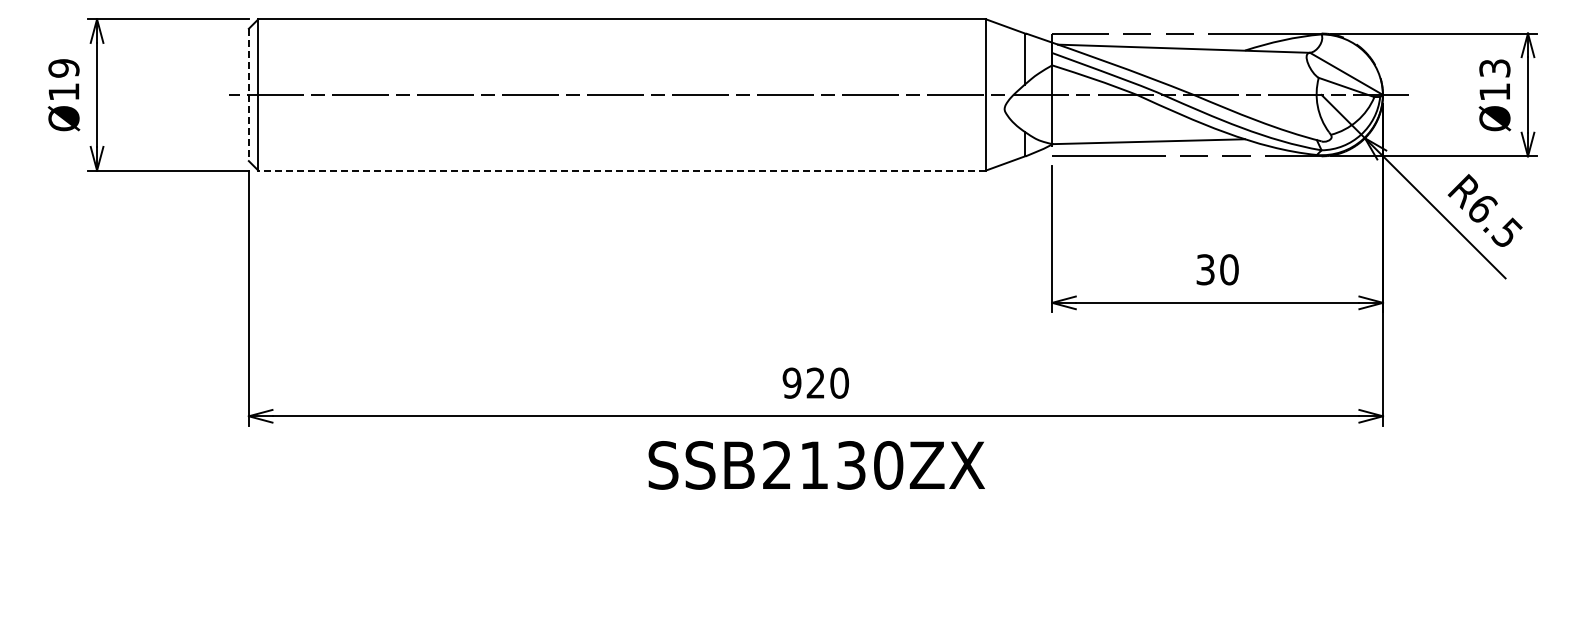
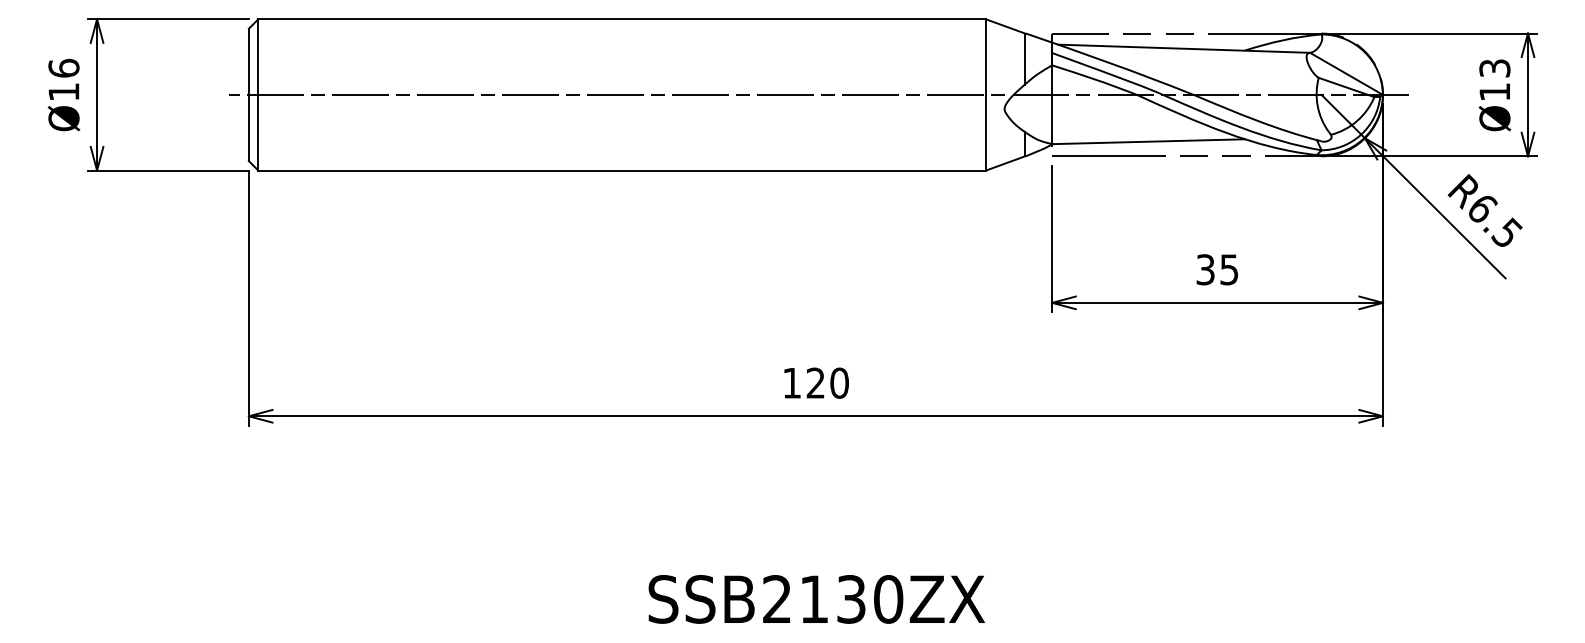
text: Ø19 -> Ø16 (63, 67)
line: dashed -> solid (248, 95)
line: dashed -> solid (622, 170)
text: 30 -> 35 (1229, 269)
text: 920 -> 120 (791, 382)
text position: (816, 465) -> (816, 599) (816, 599)
